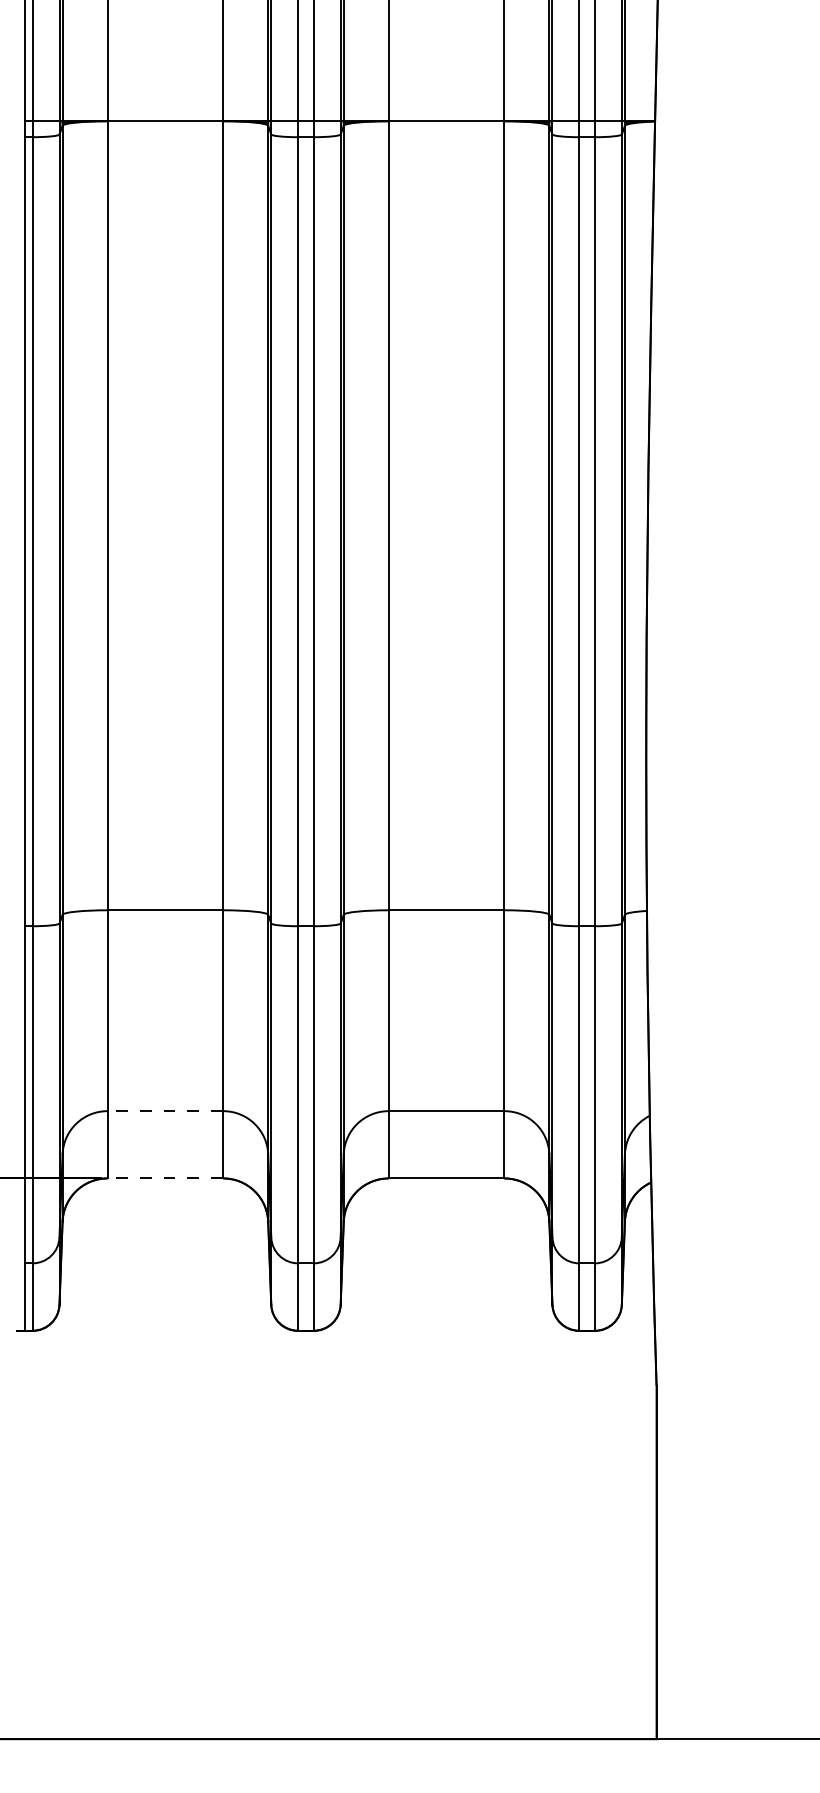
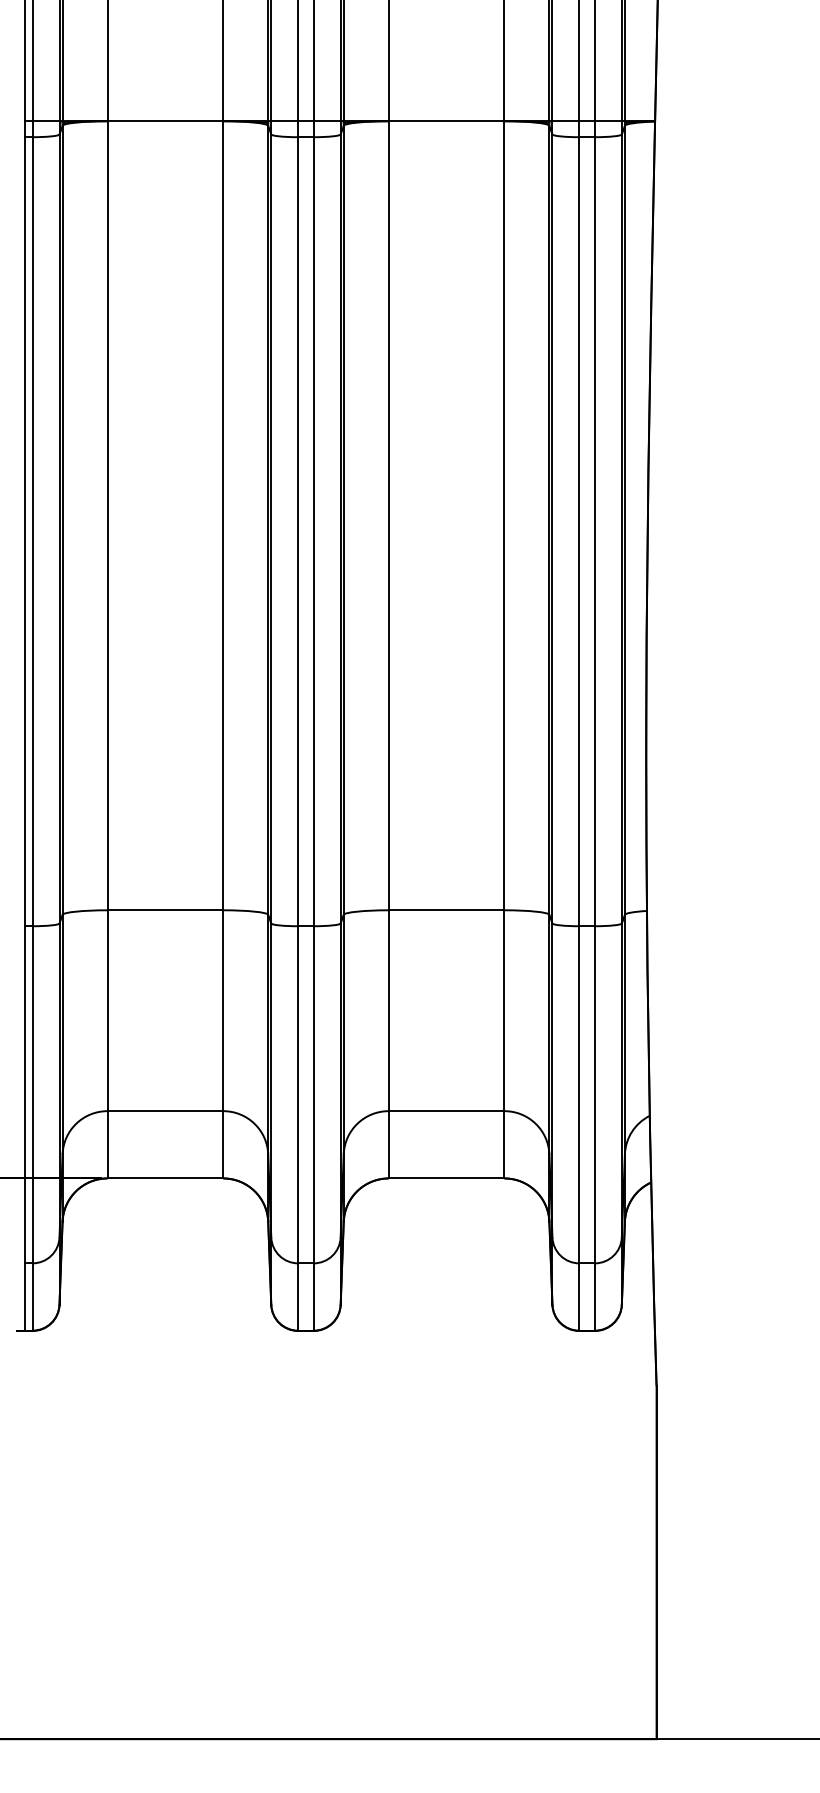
line: dashed -> solid (165, 1111)
line: dashed -> solid (165, 1178)
